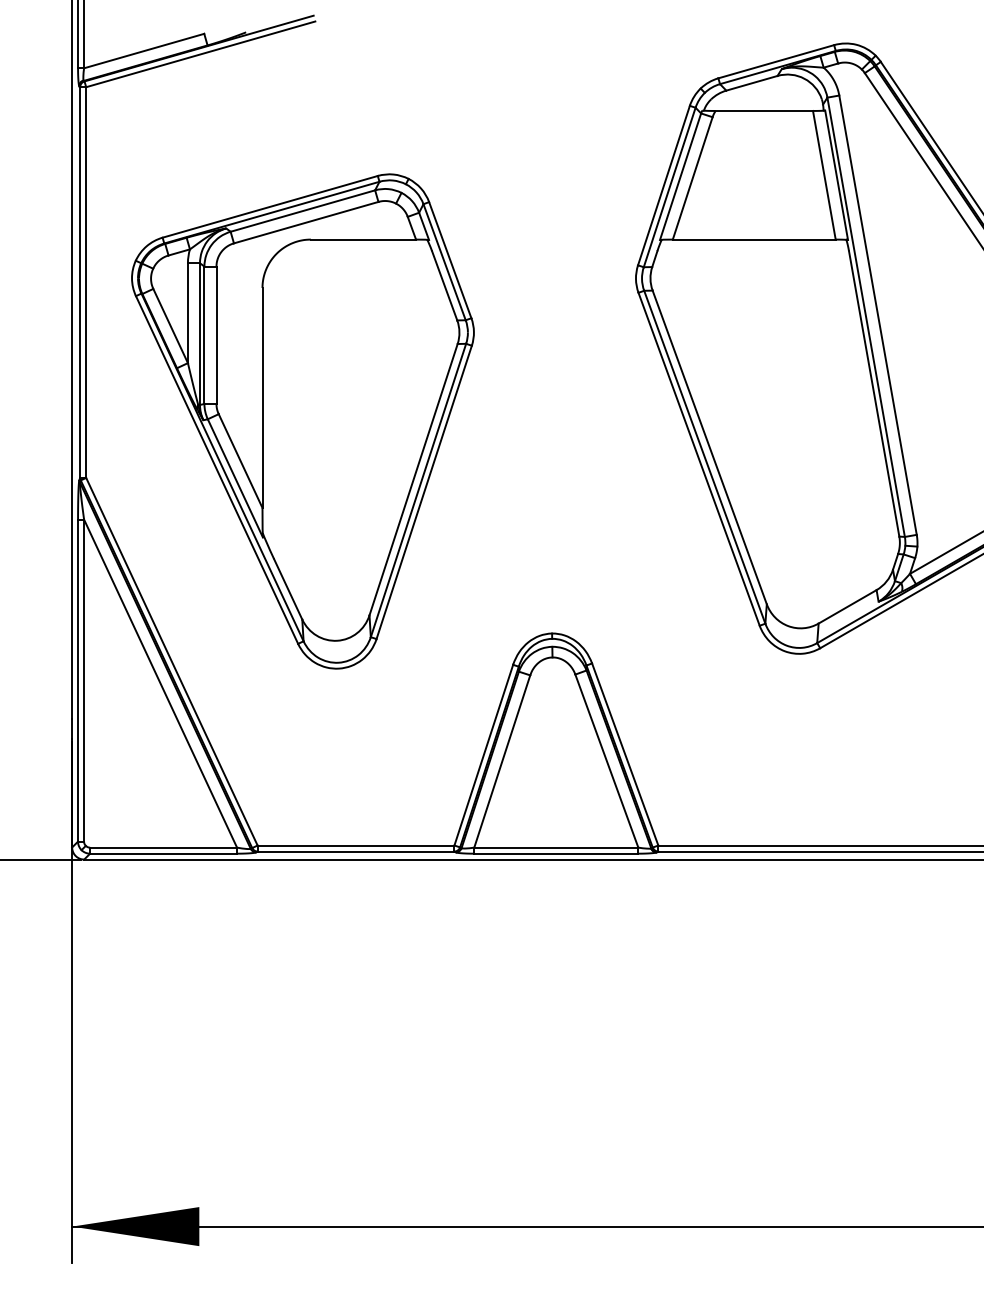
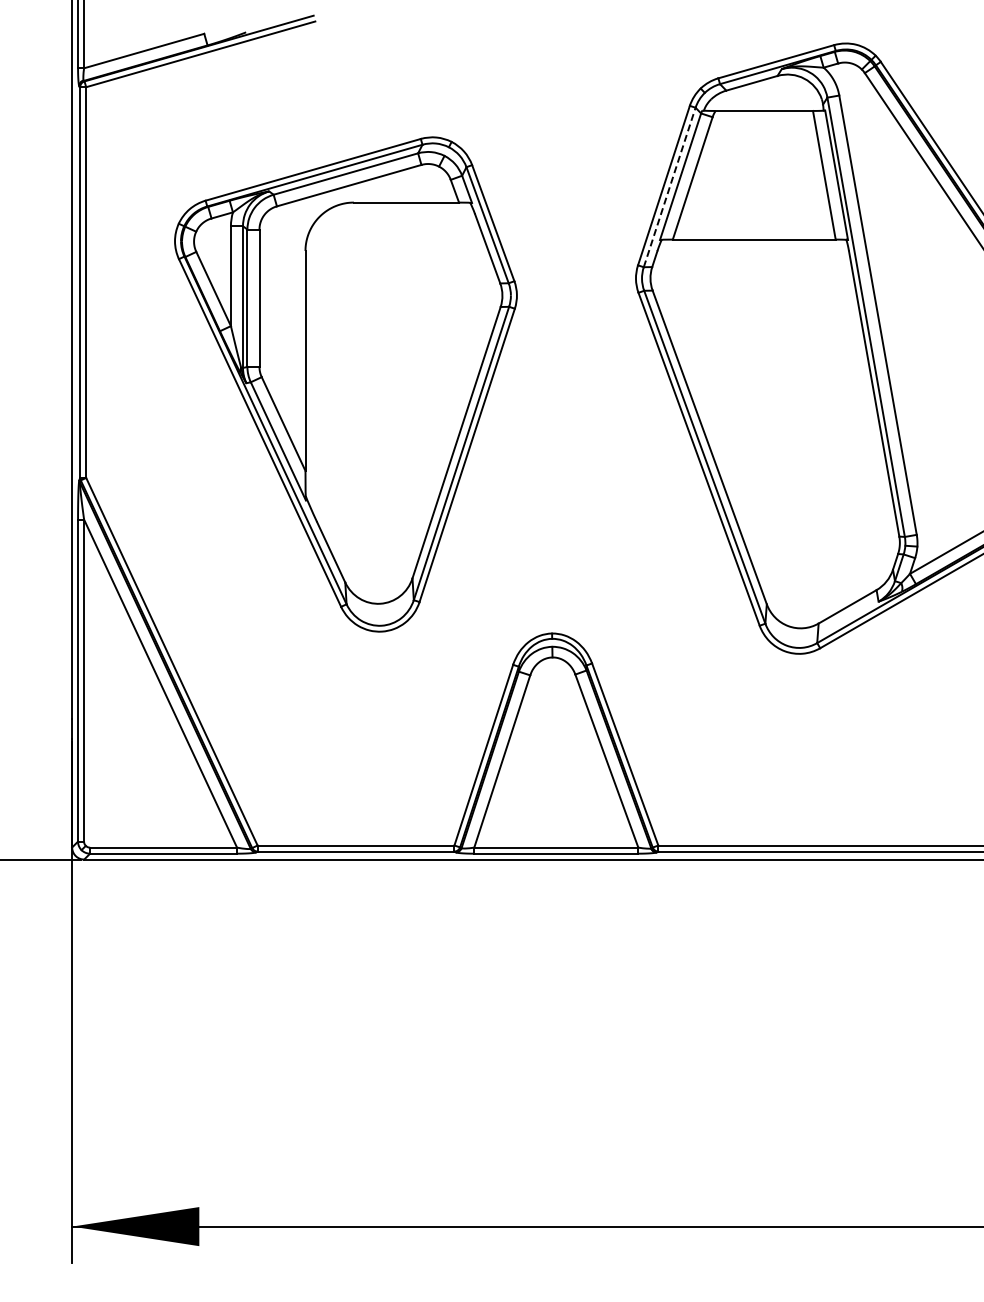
line: solid -> dashed (669, 187)
part position: (302, 421) -> (345, 384) (345, 384)
